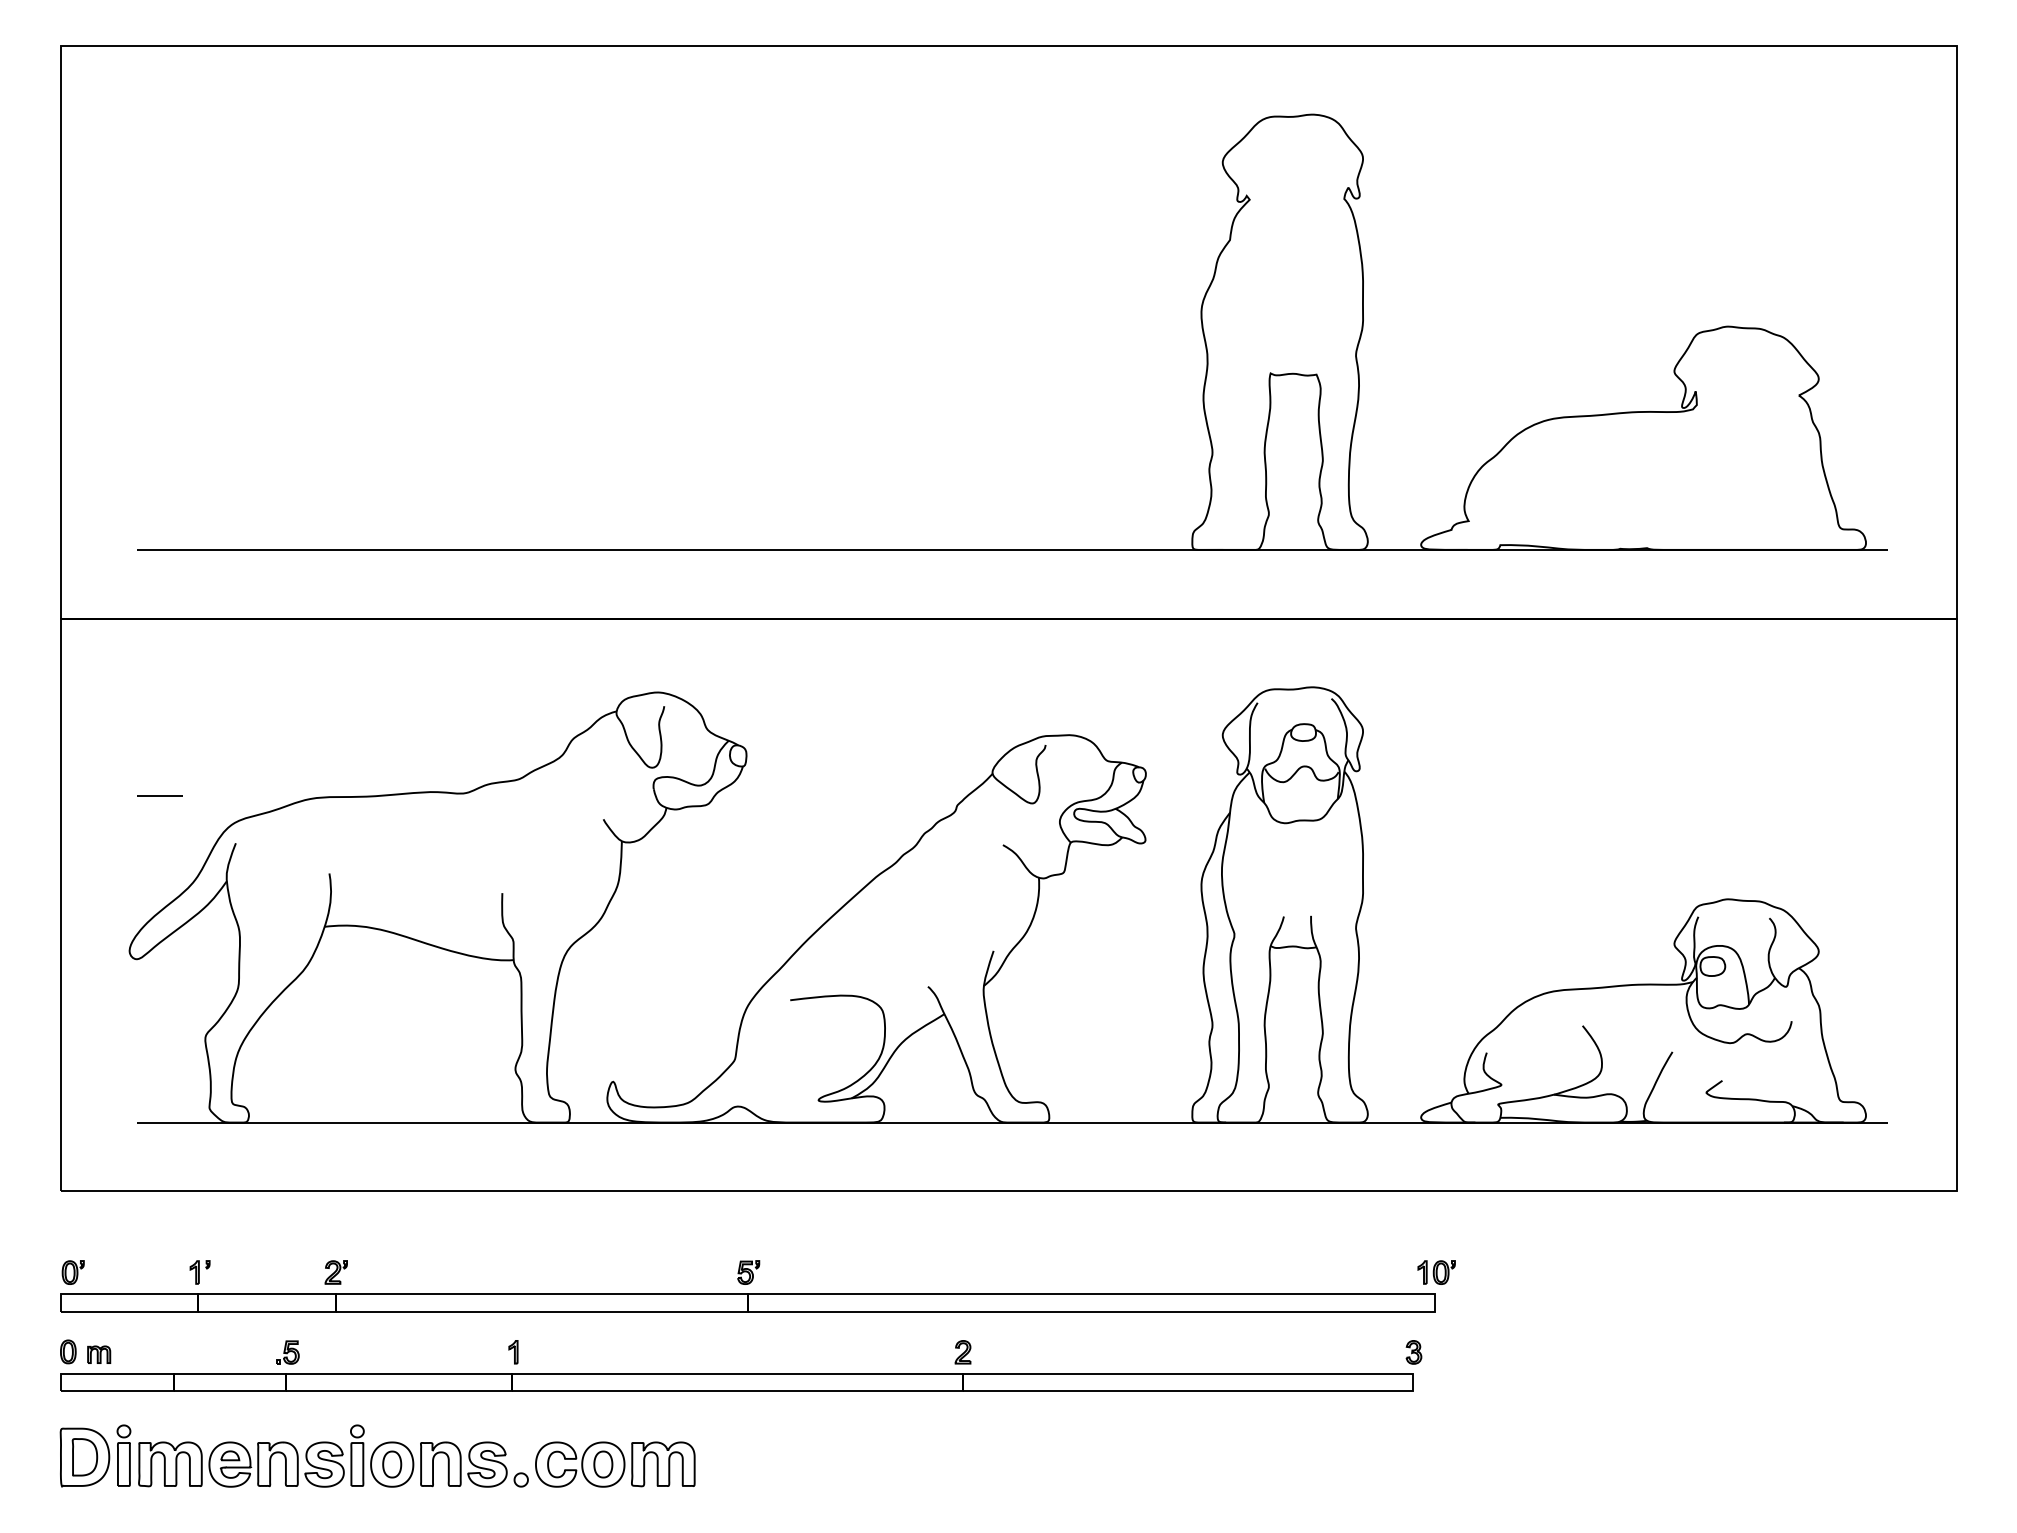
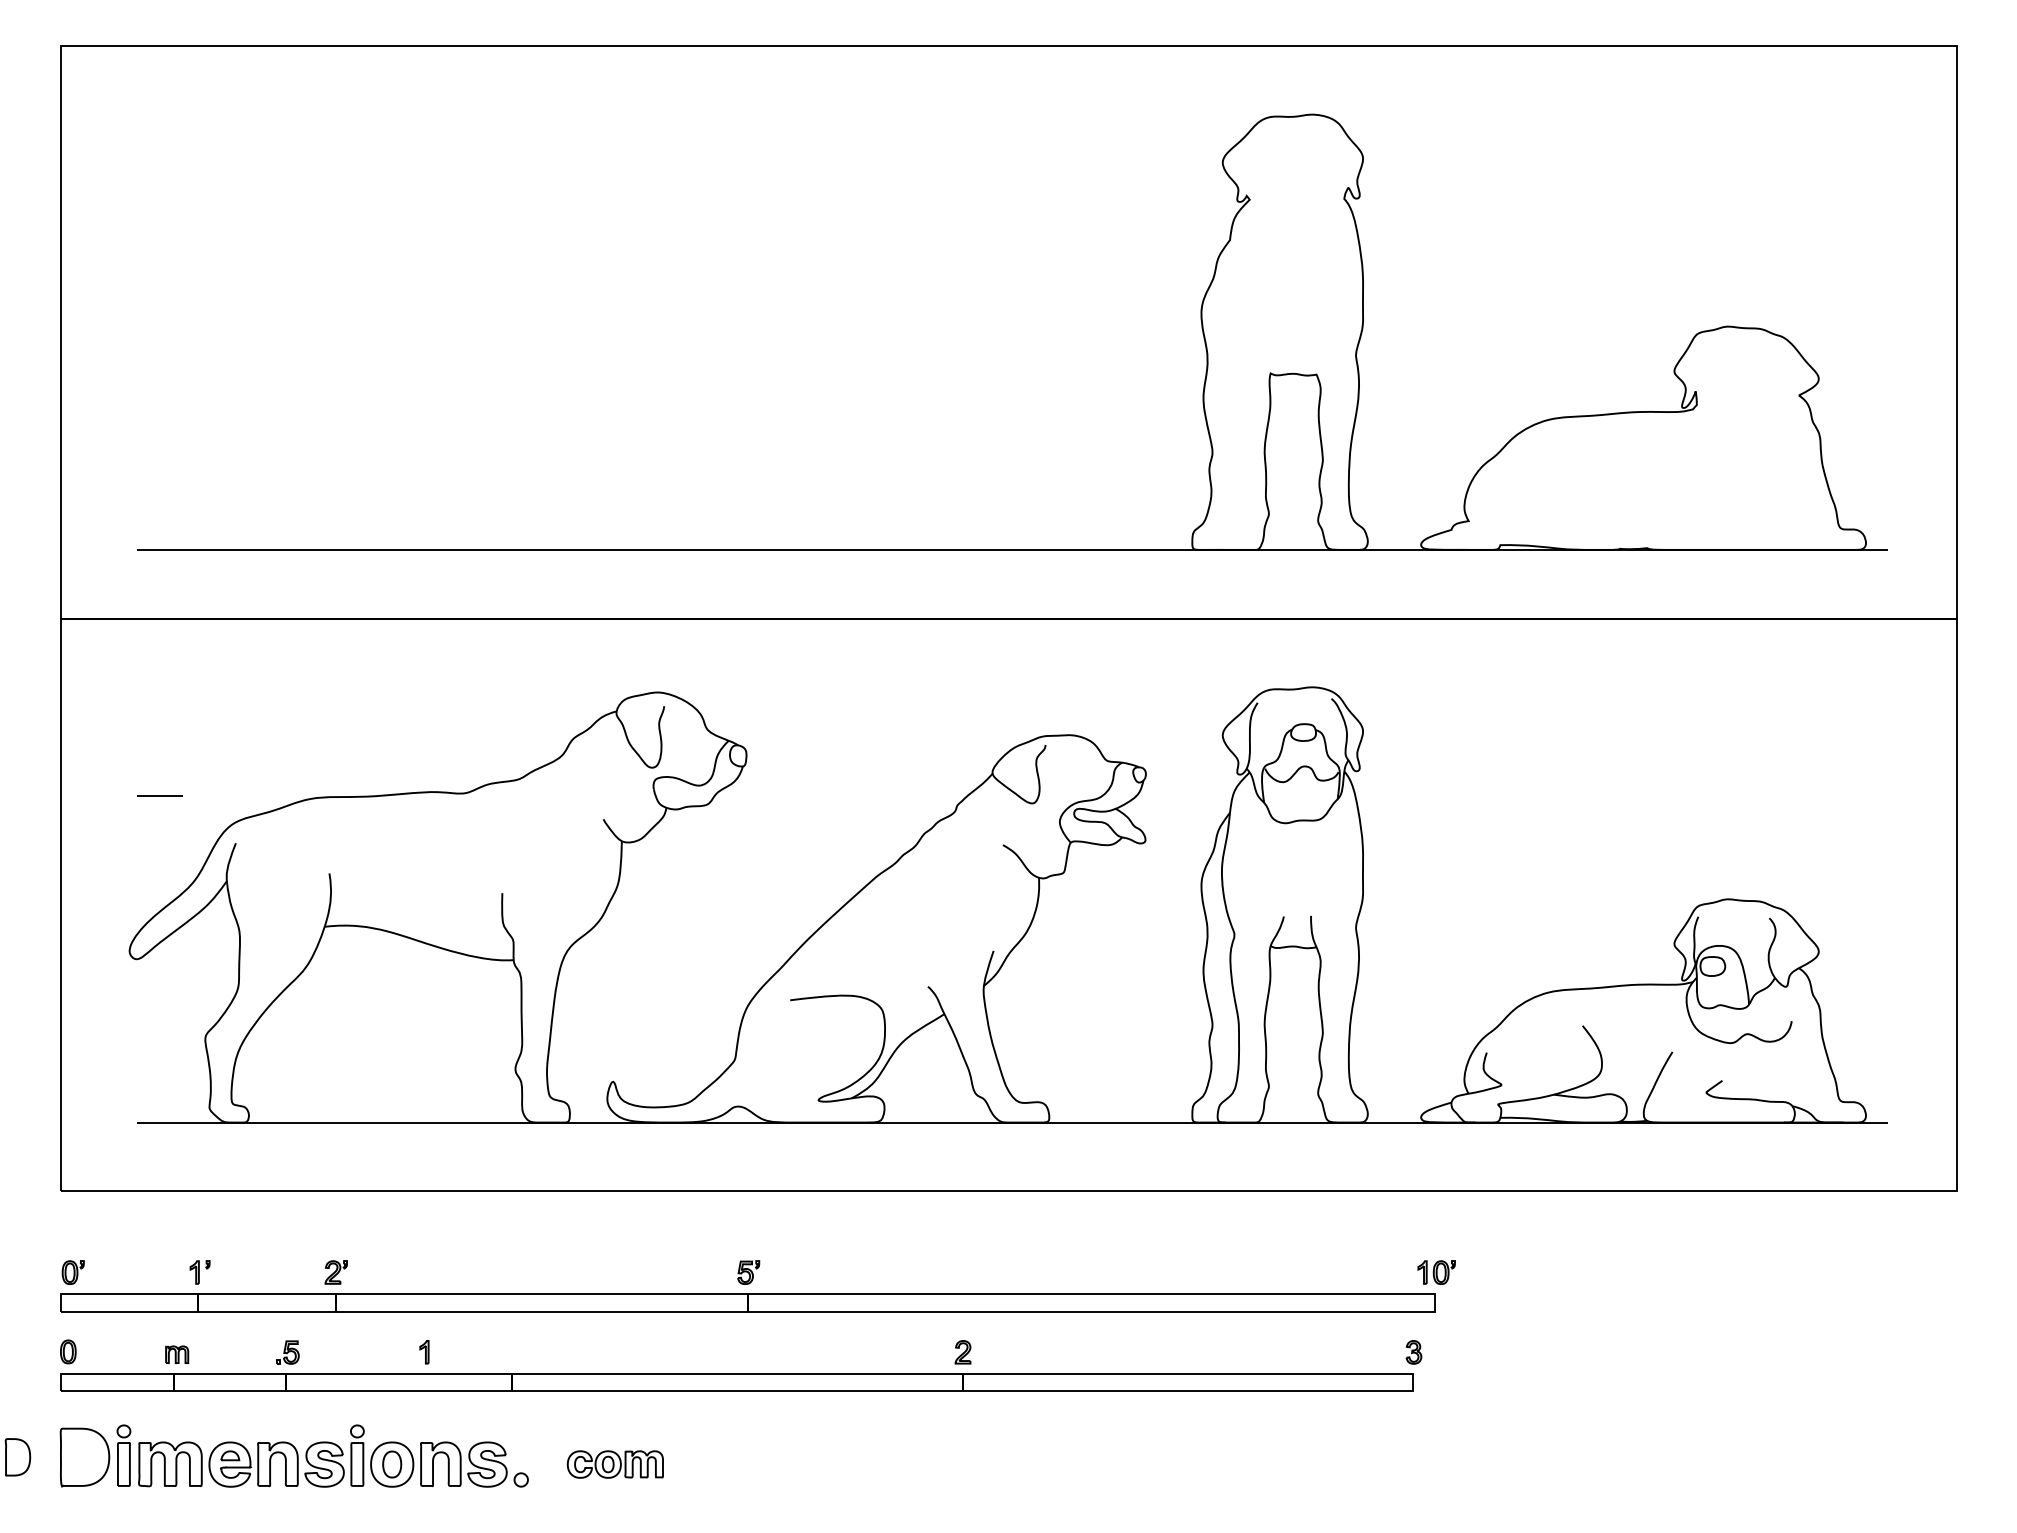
part position: (513, 1352) -> (424, 1352) (424, 1352)
part position: (99, 1354) -> (177, 1354) (177, 1354)
part position: (84, 1457) -> (17, 1457) (17, 1457)
part size: 161x47 px -> 98x29 px (614, 1464)
